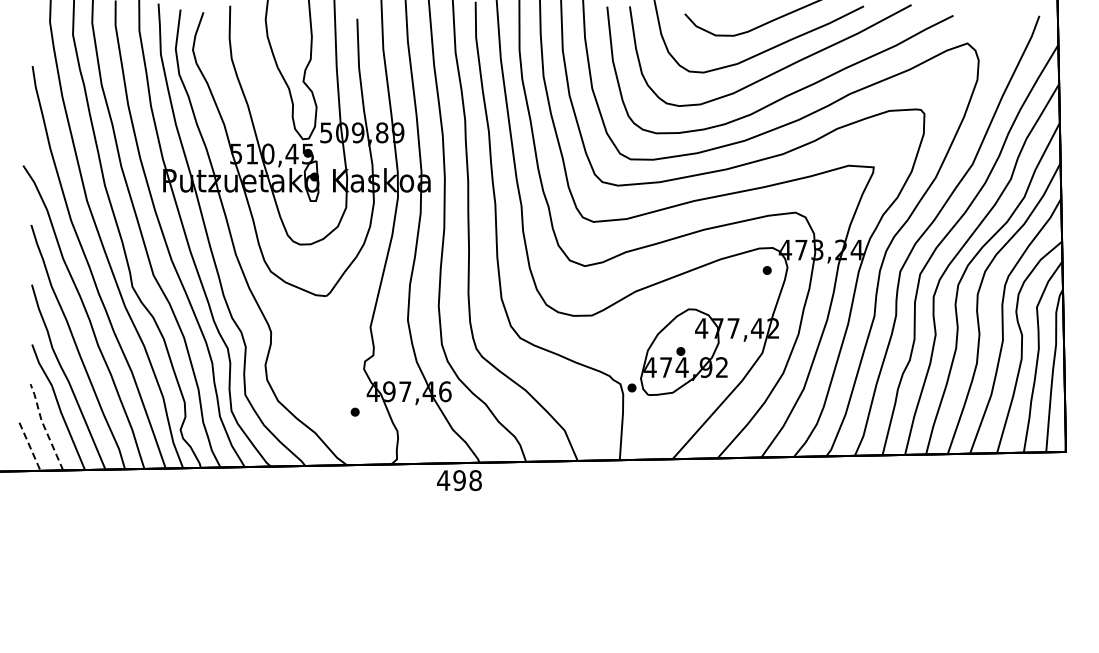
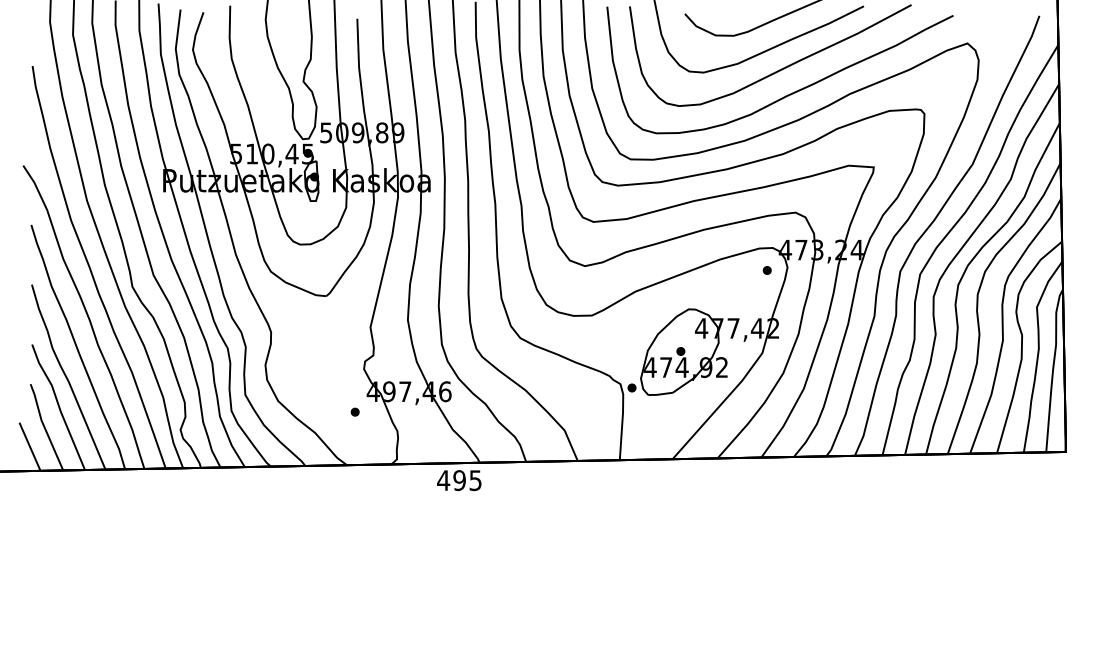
line: dashed -> solid (44, 426)
line: dashed -> solid (30, 447)
text: 498 -> 495 (475, 480)
